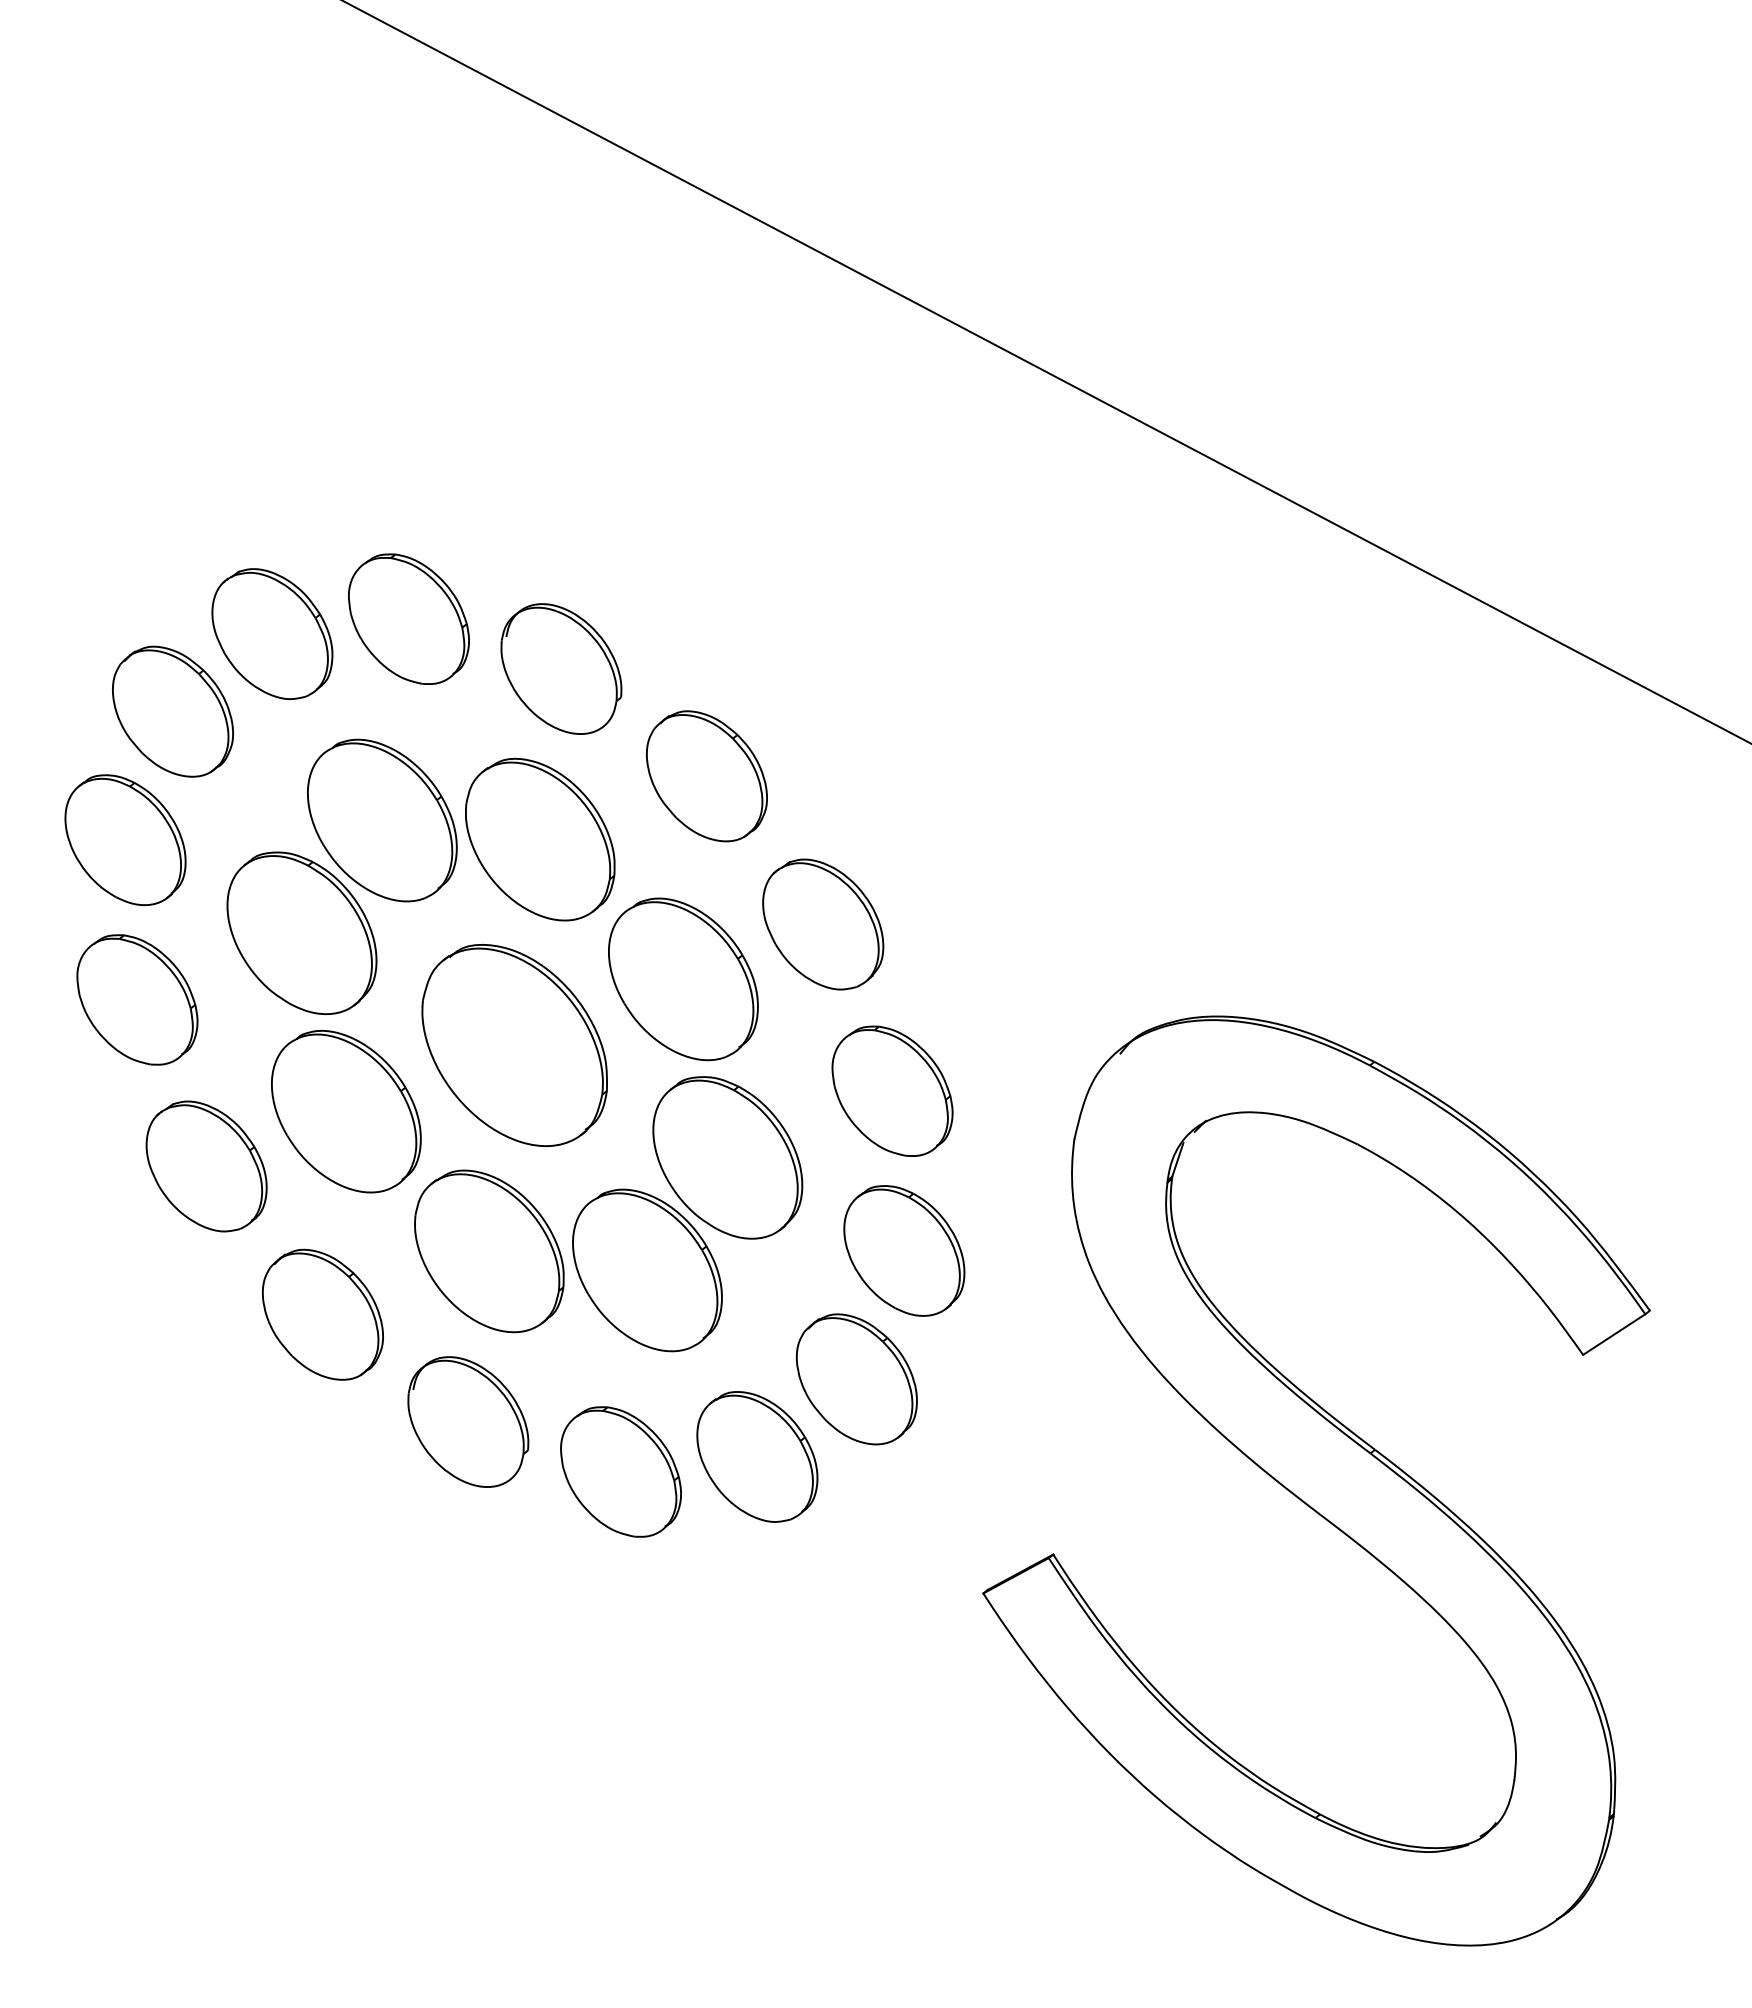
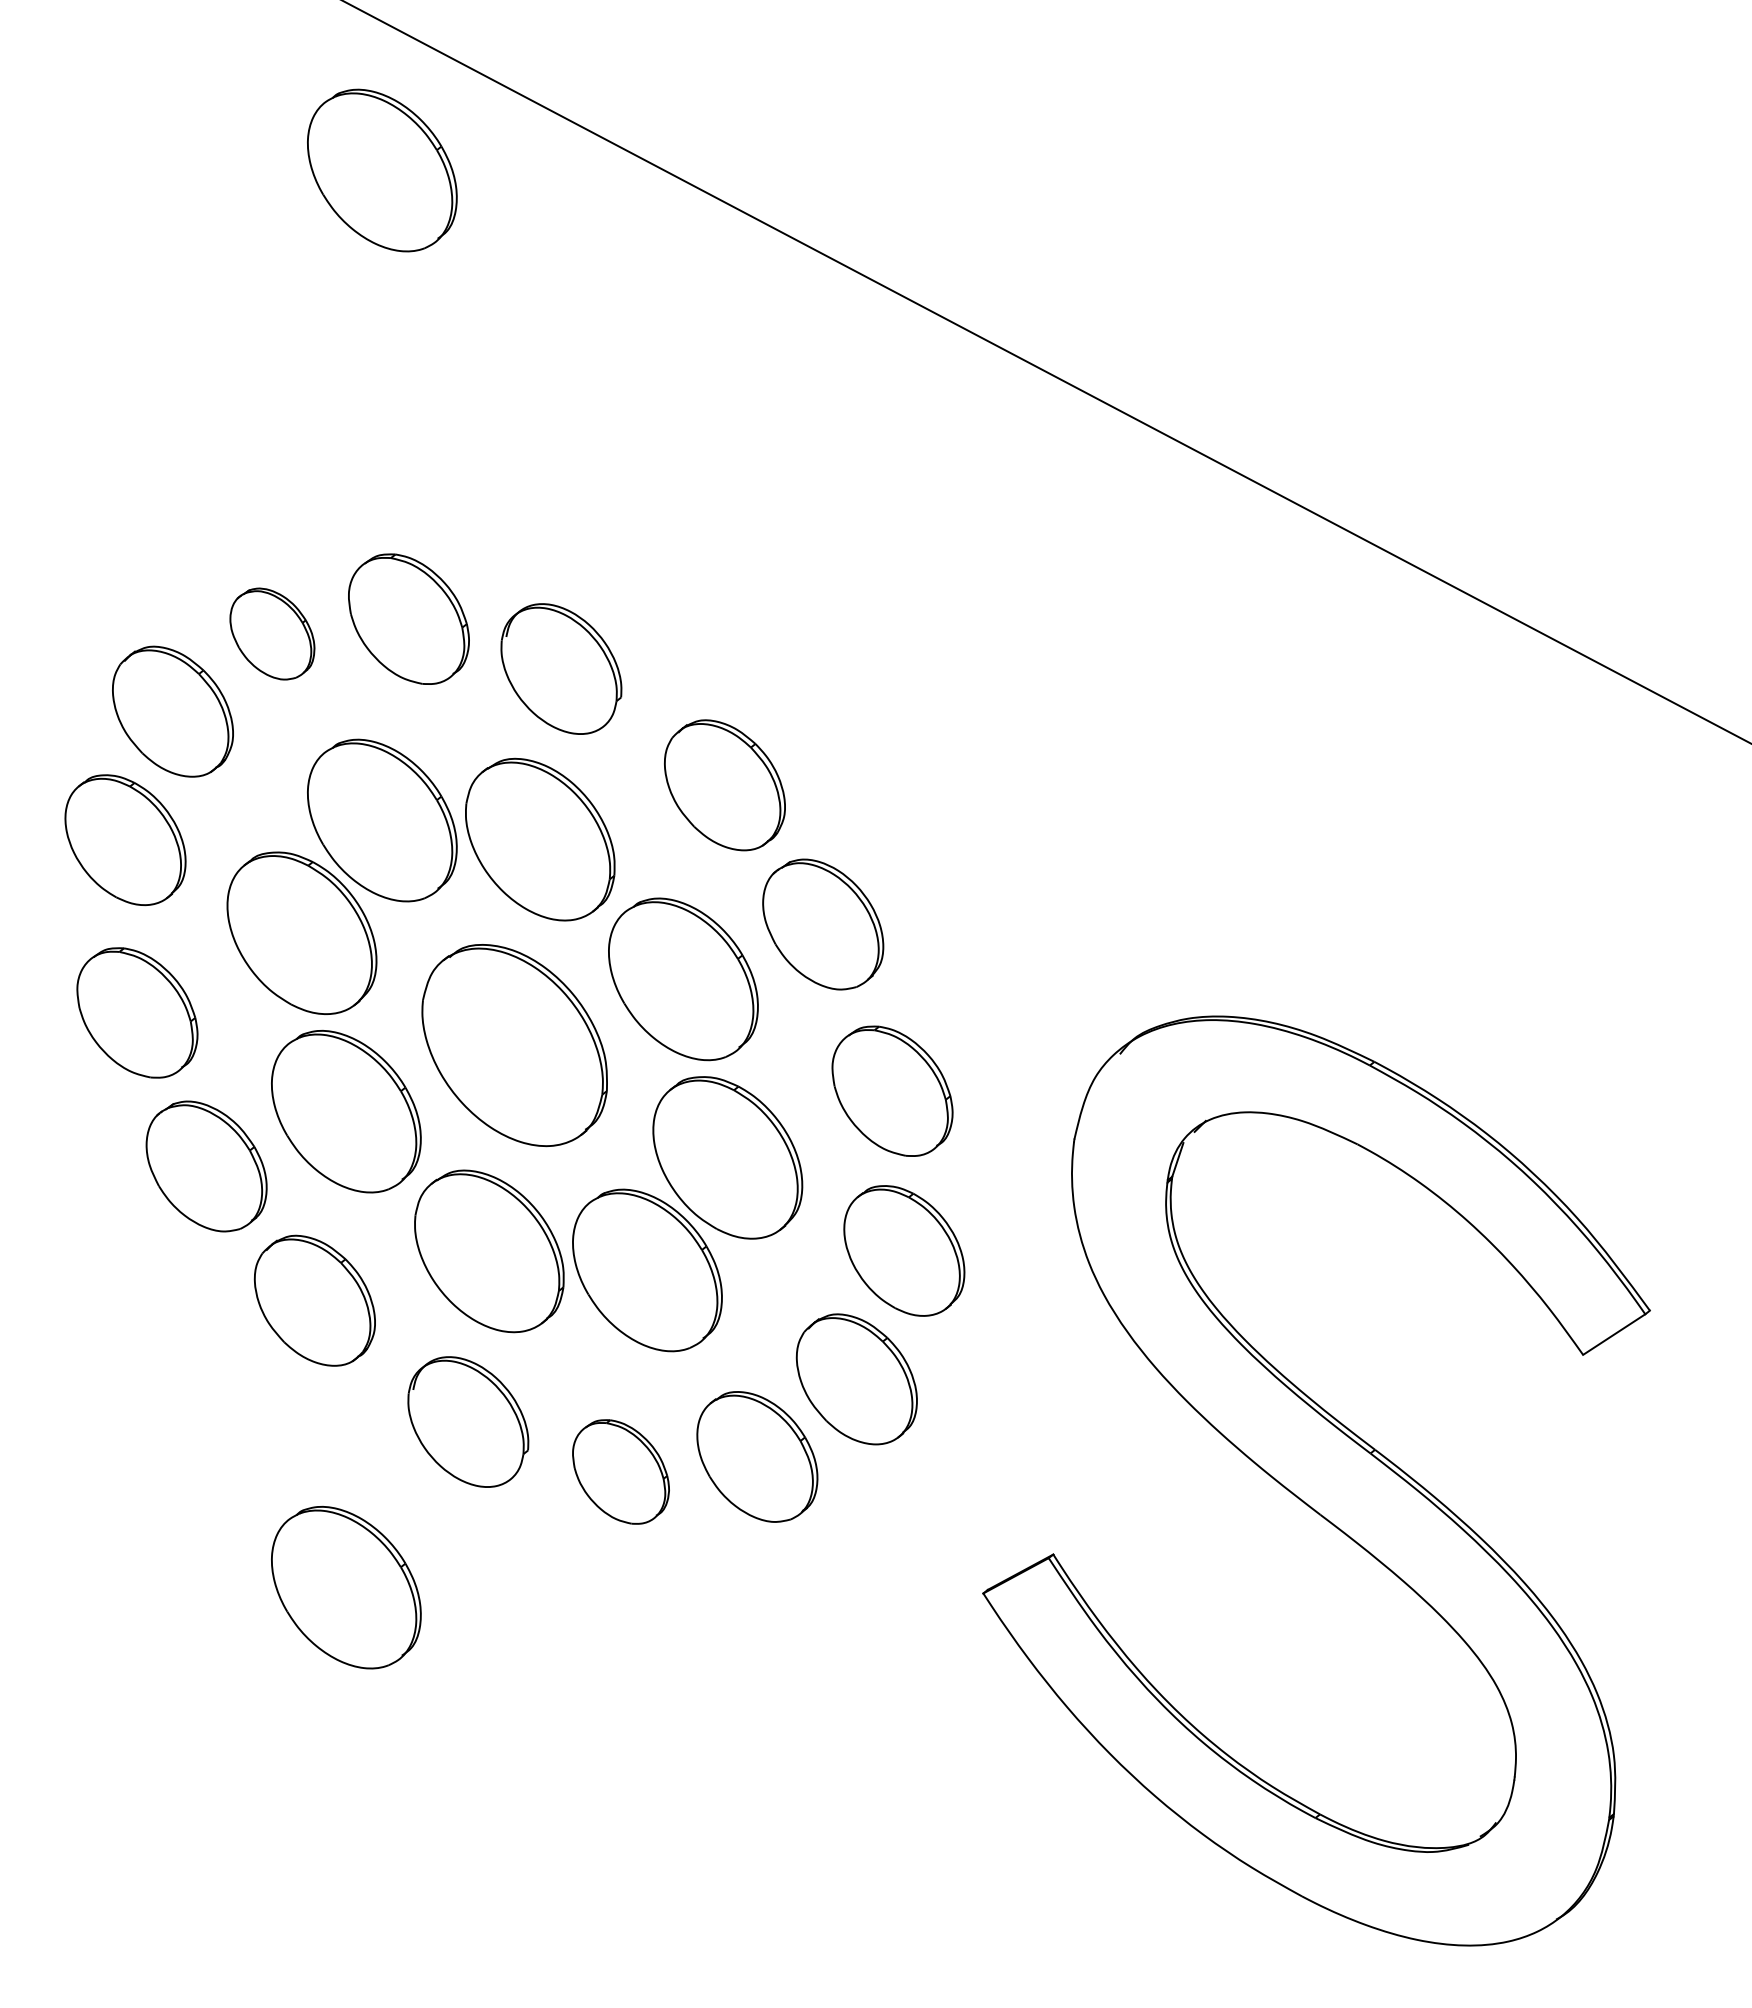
part: none -> present (382, 170)
part size: 123x132 px -> 87x94 px (272, 633)
part position: (706, 776) -> (724, 785) (724, 785)
part position: (137, 999) -> (137, 1012) (137, 1012)
part position: (322, 1314) -> (314, 1300) (314, 1300)
part size: 122x132 px -> 98x106 px (620, 1471)
part: none -> present (346, 1587)
